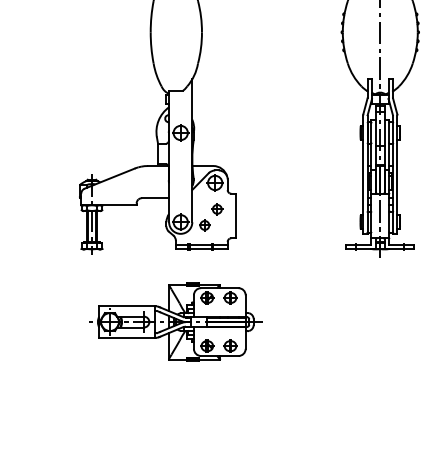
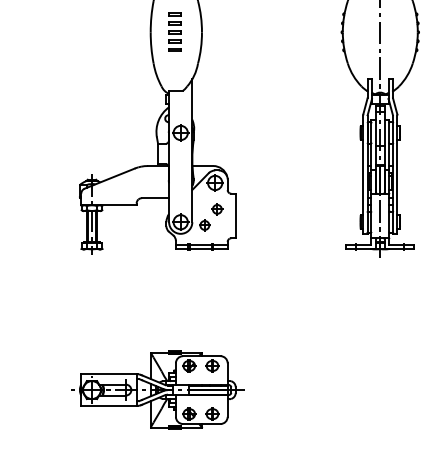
part: none -> present (174, 31)
part position: (175, 321) -> (157, 389) (157, 389)
